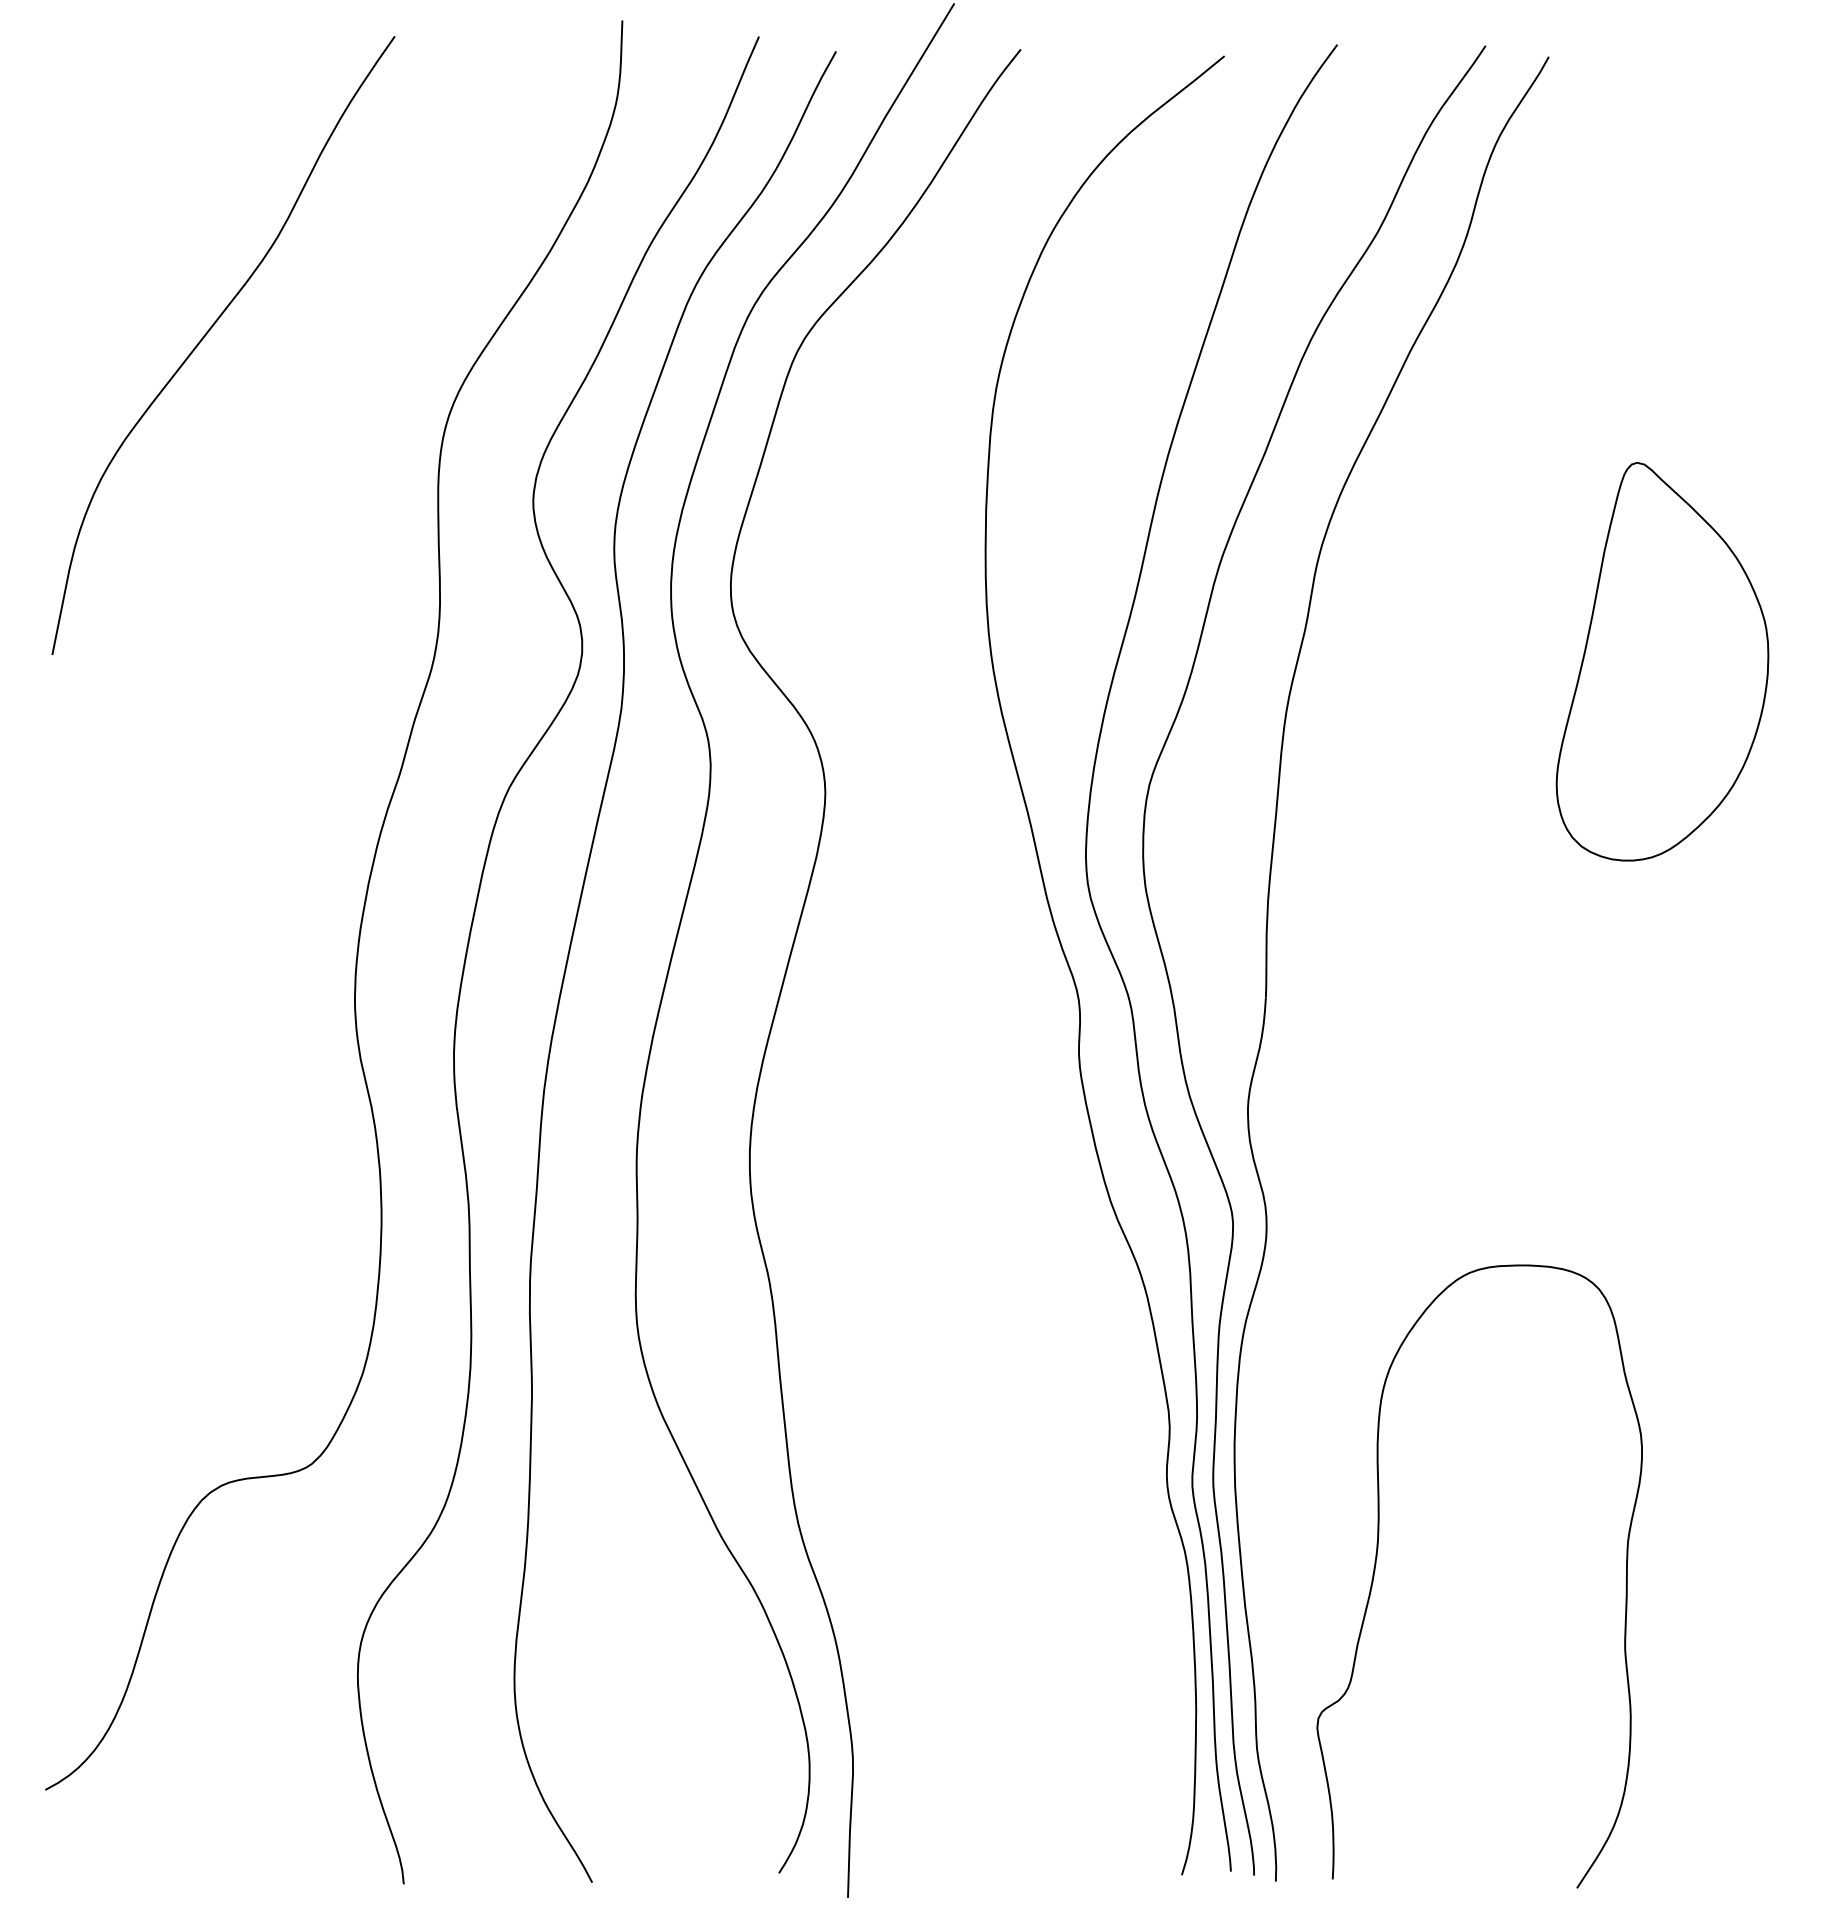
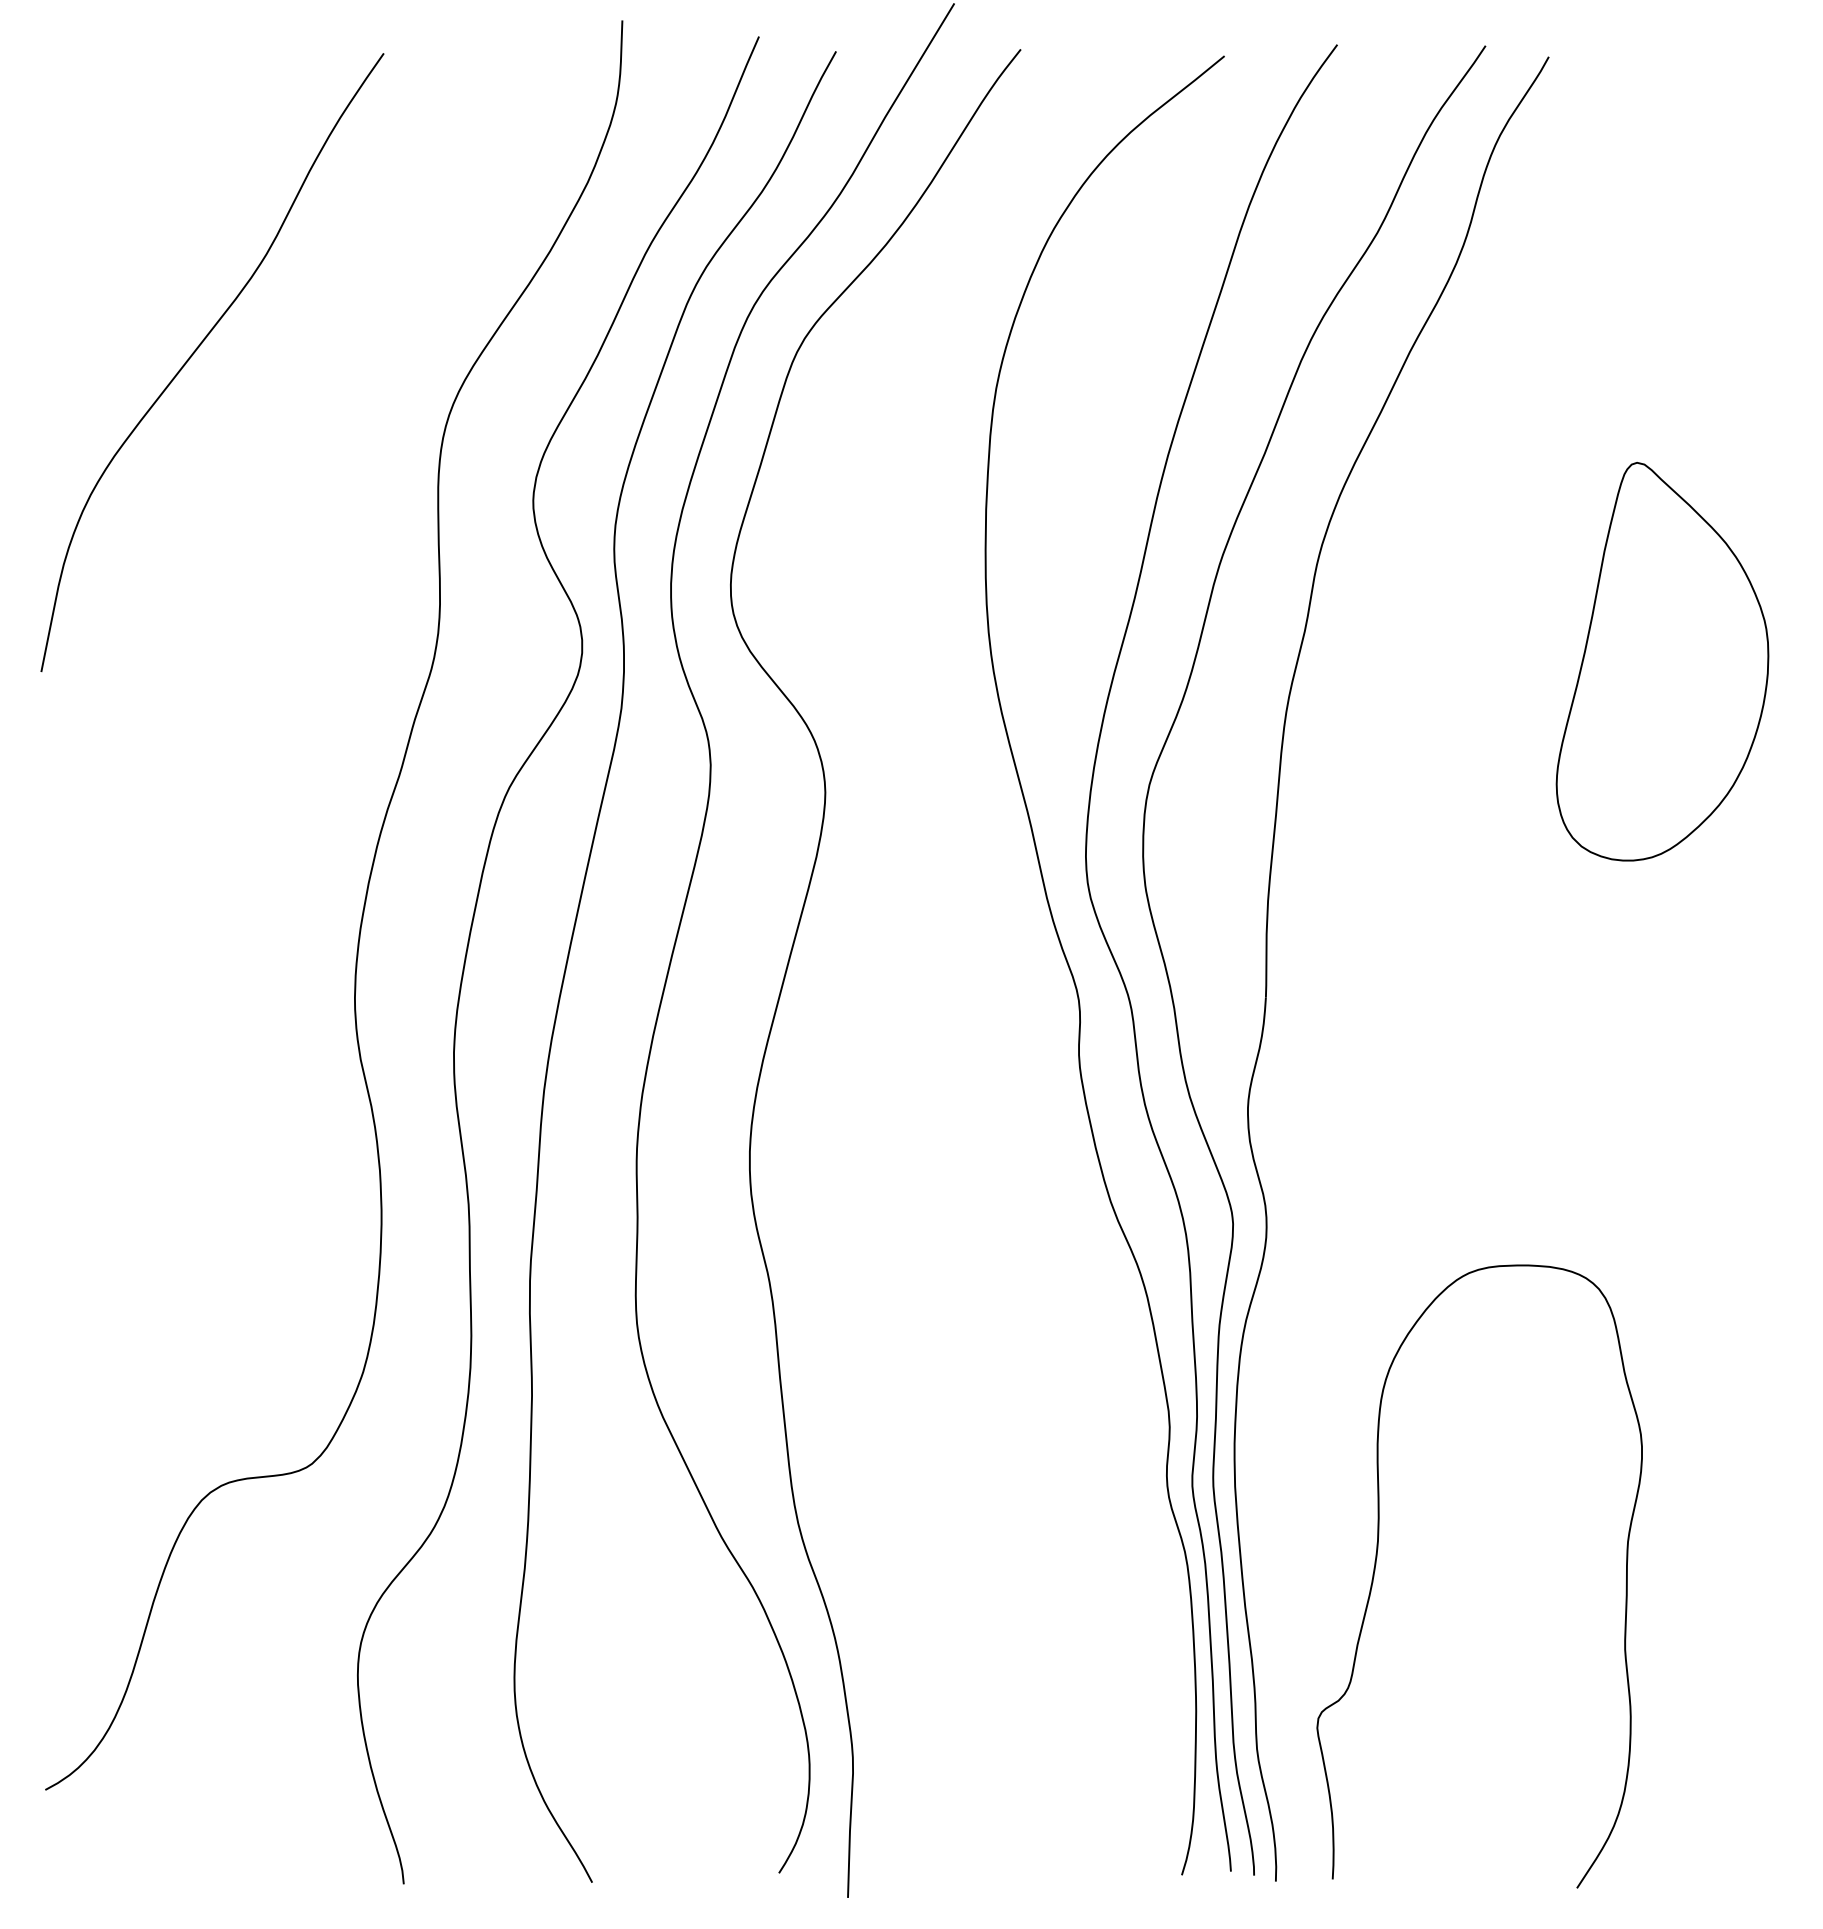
curve position: (207, 334) -> (196, 351) (196, 351)
